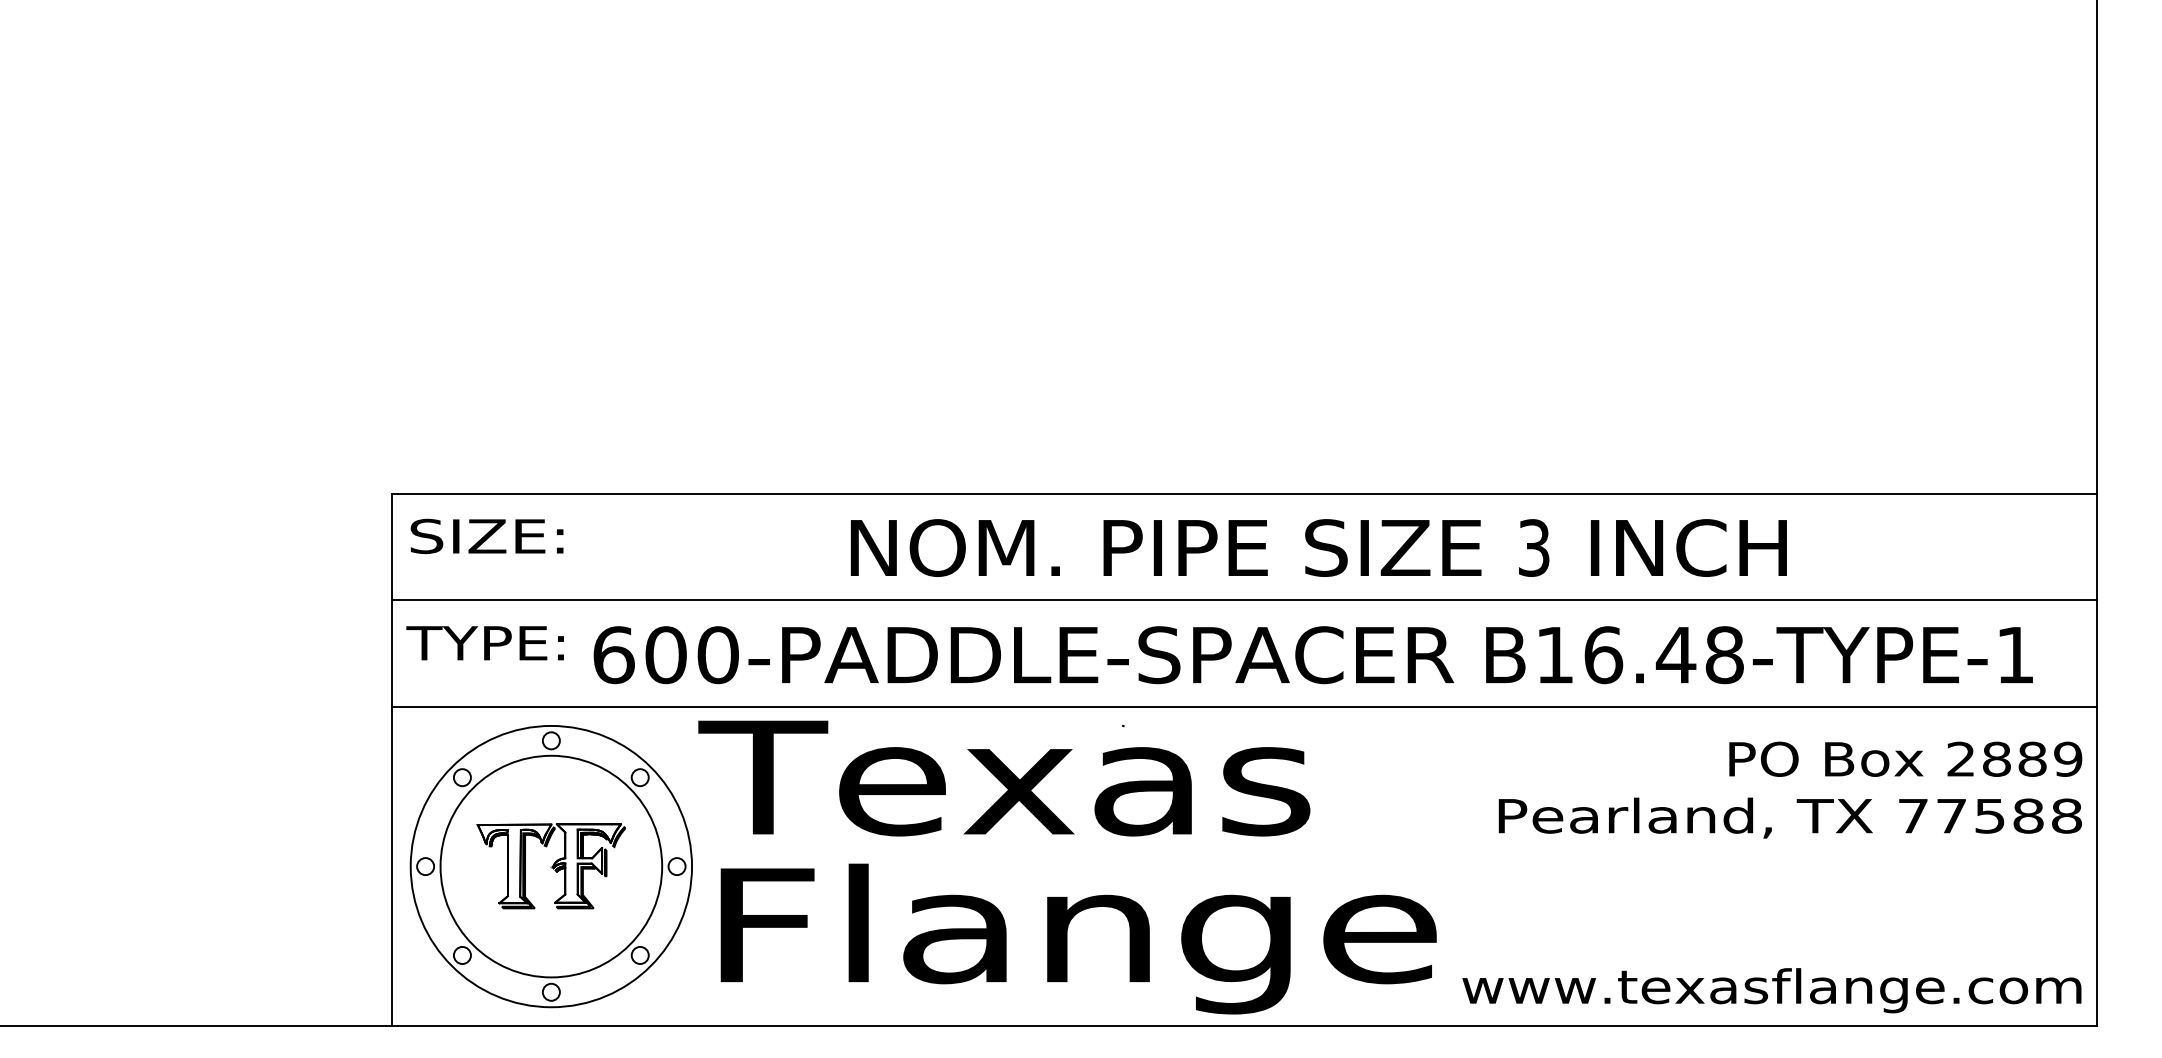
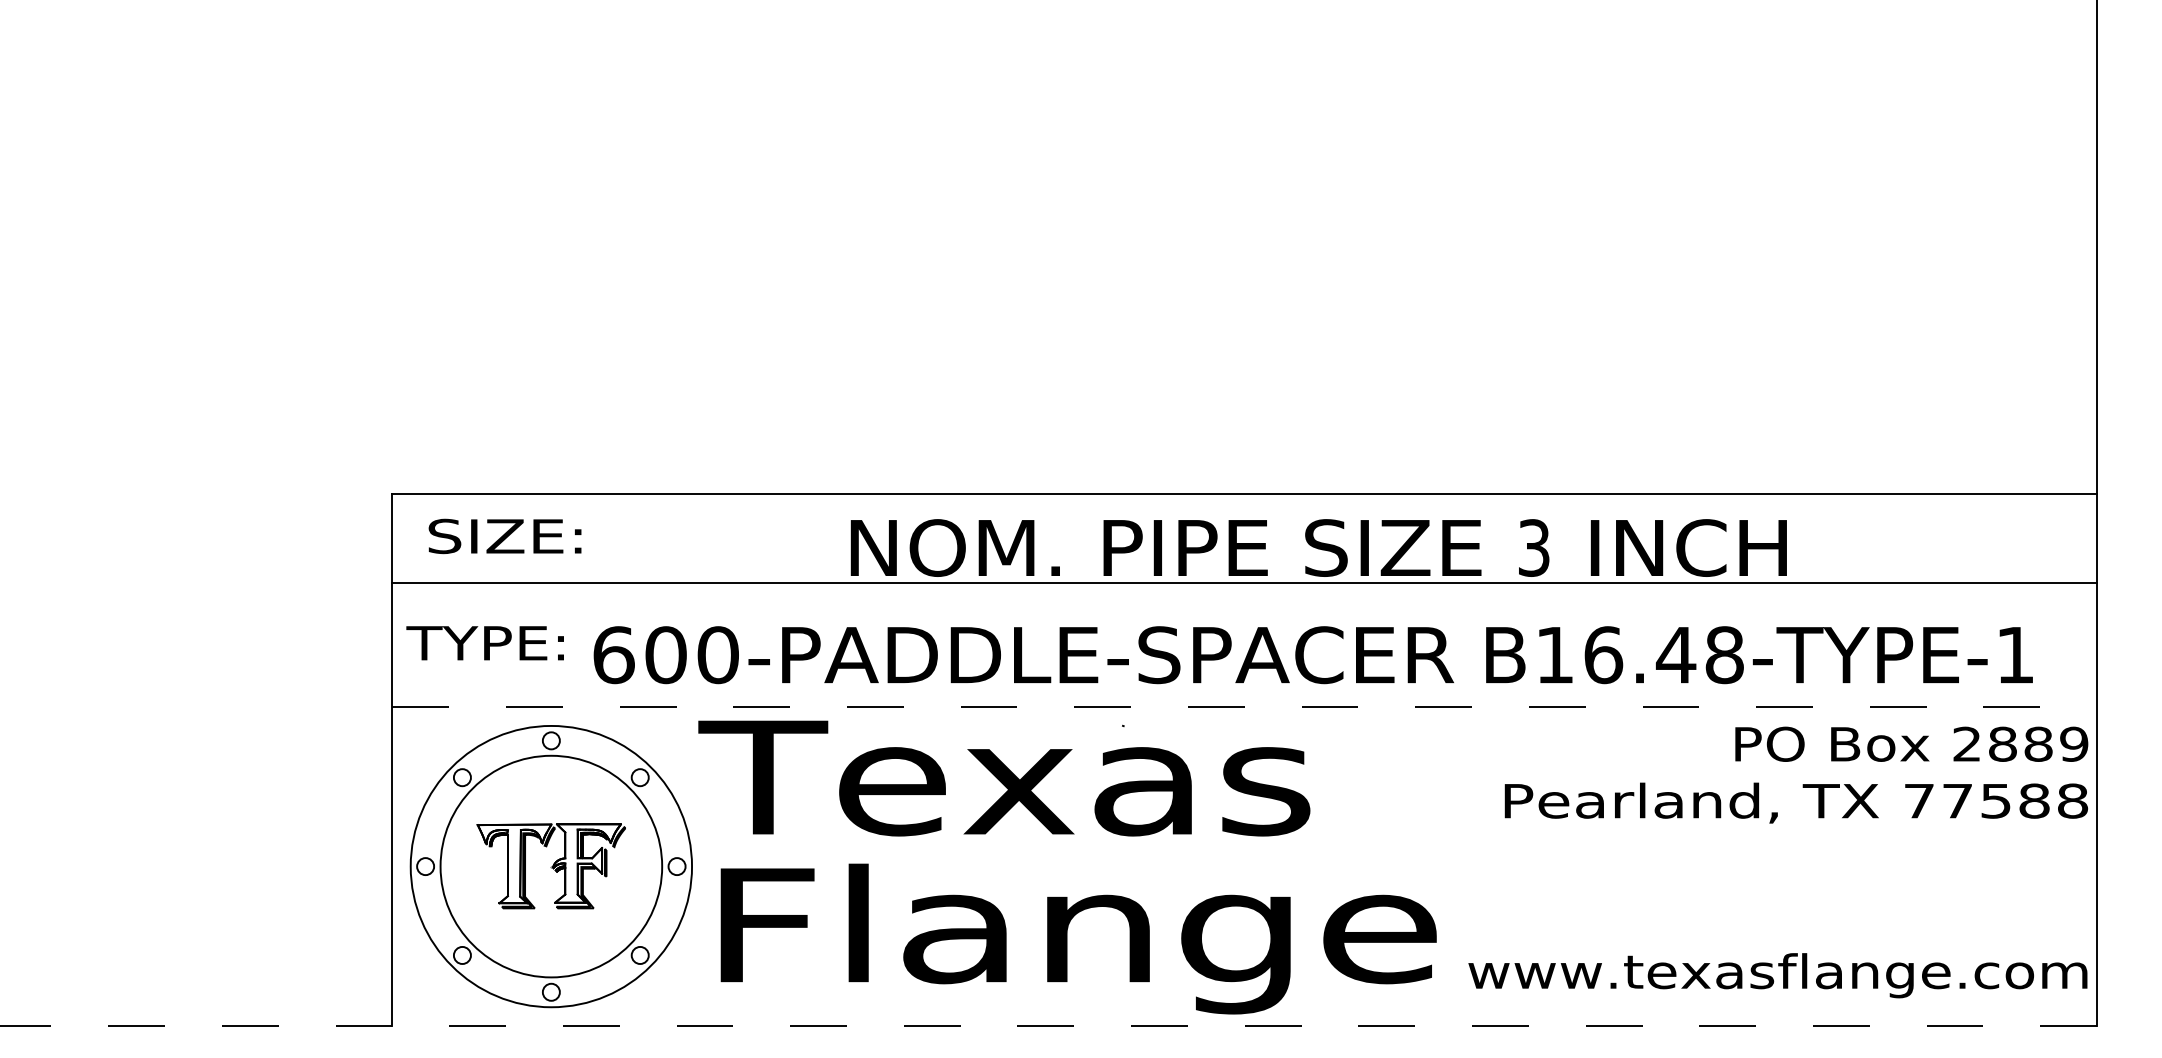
text position: (486, 536) -> (504, 536) (504, 536)
line position: (1244, 600) -> (1244, 583) (1244, 583)
line: solid -> dashed (1245, 706)
text position: (1772, 877) -> (1778, 862) (1778, 862)
line: solid -> dashed (1049, 1026)
